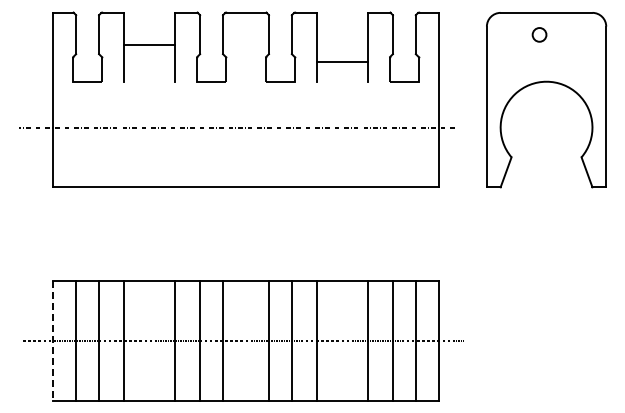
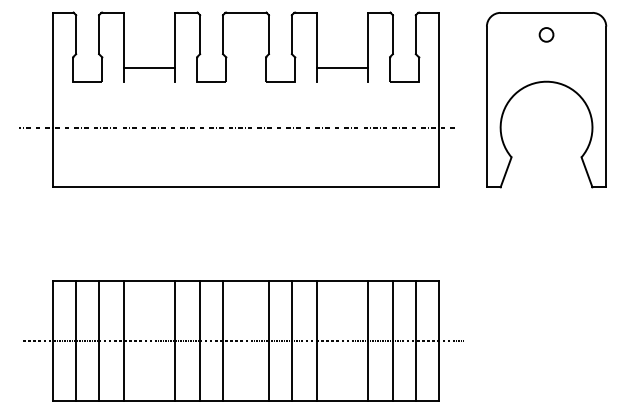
circle position: (539, 34) -> (546, 34) (546, 34)
line position: (149, 44) -> (149, 67) (149, 67)
line position: (342, 61) -> (342, 67) (342, 67)
line: dashed -> solid (53, 340)
